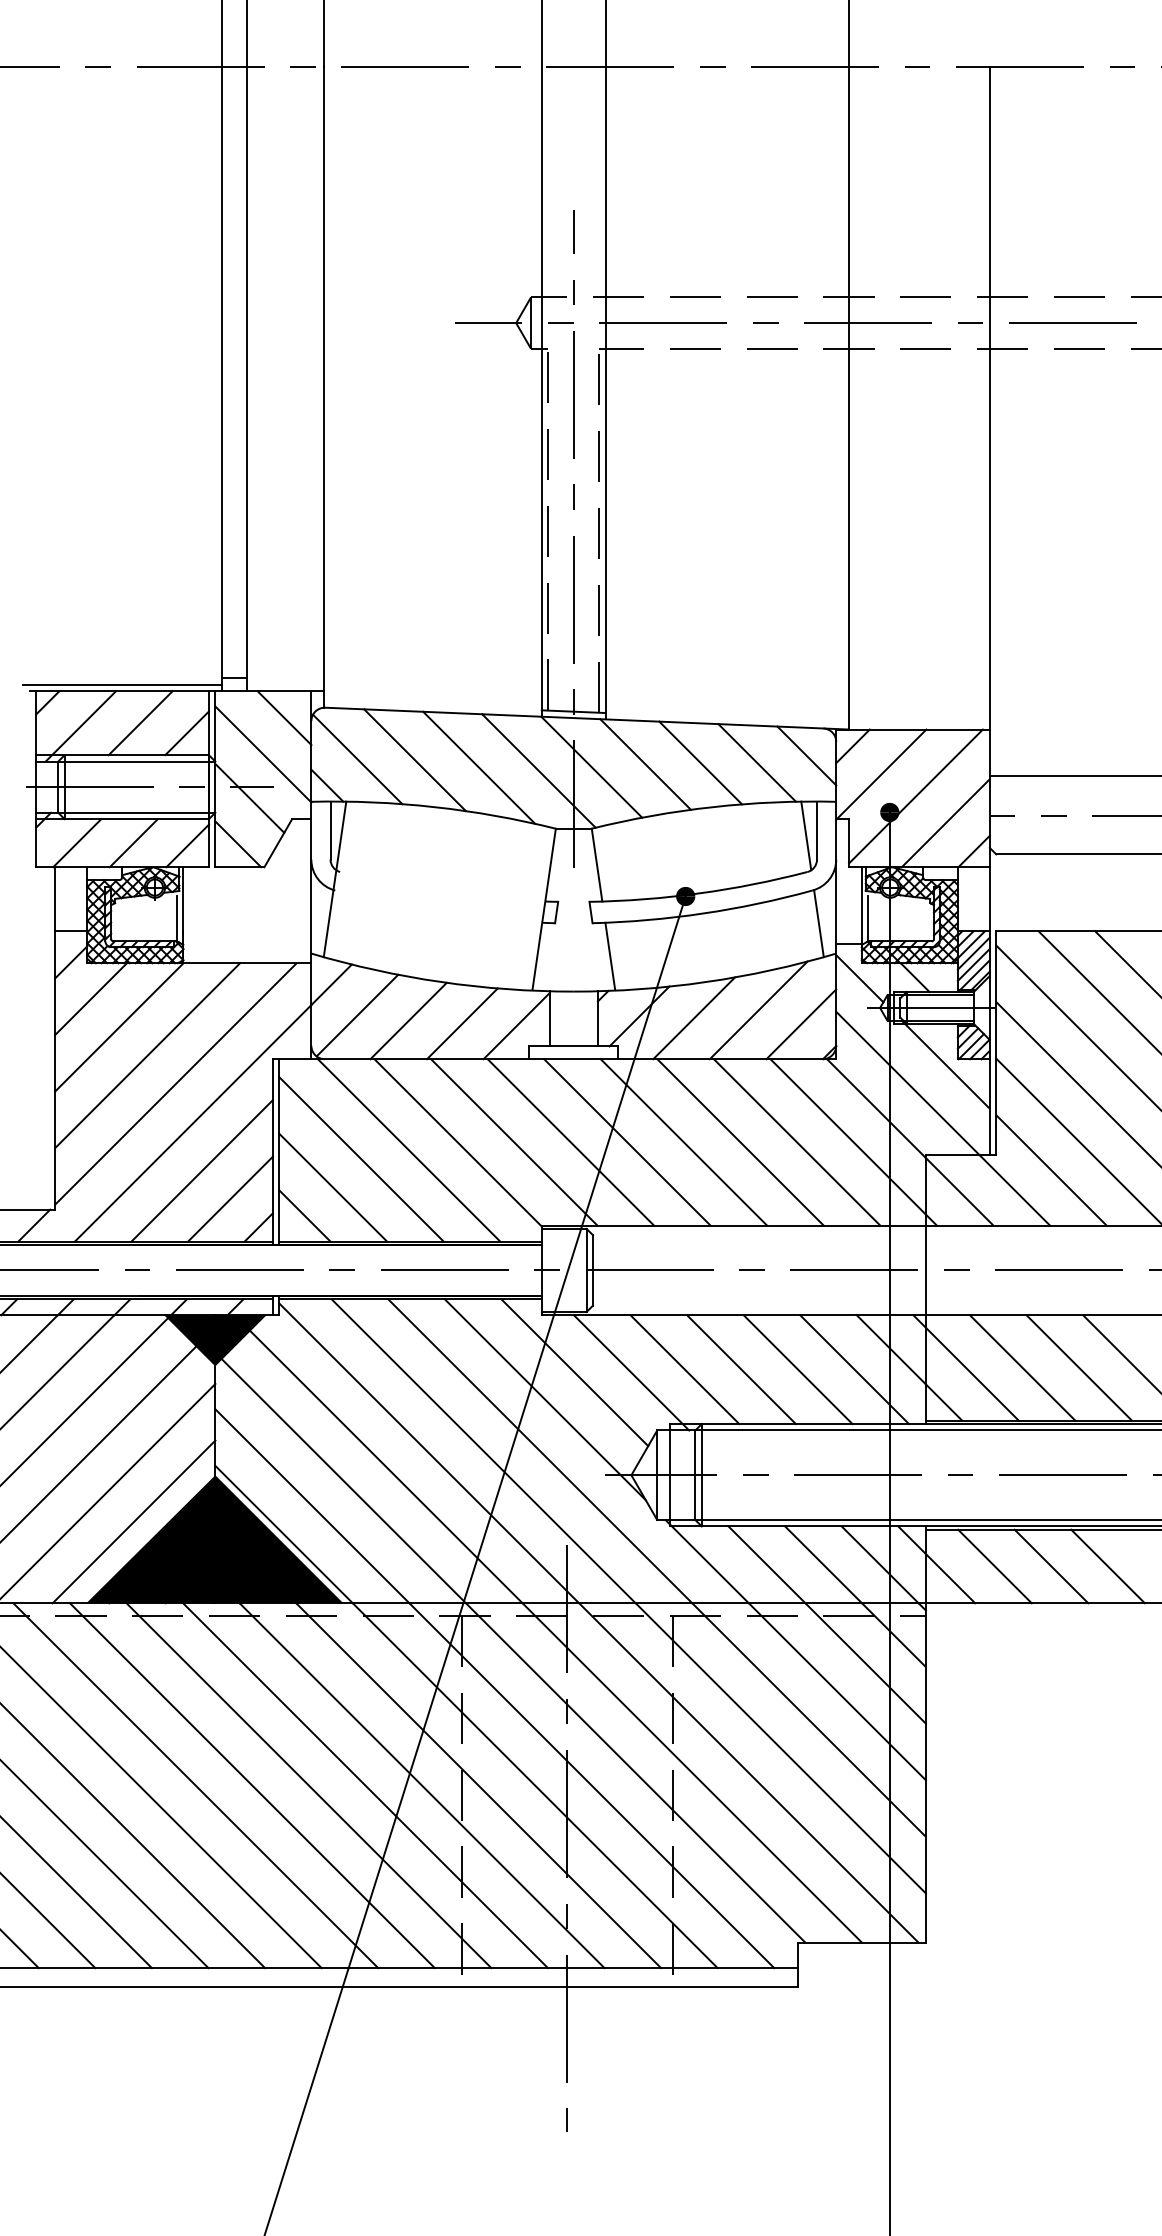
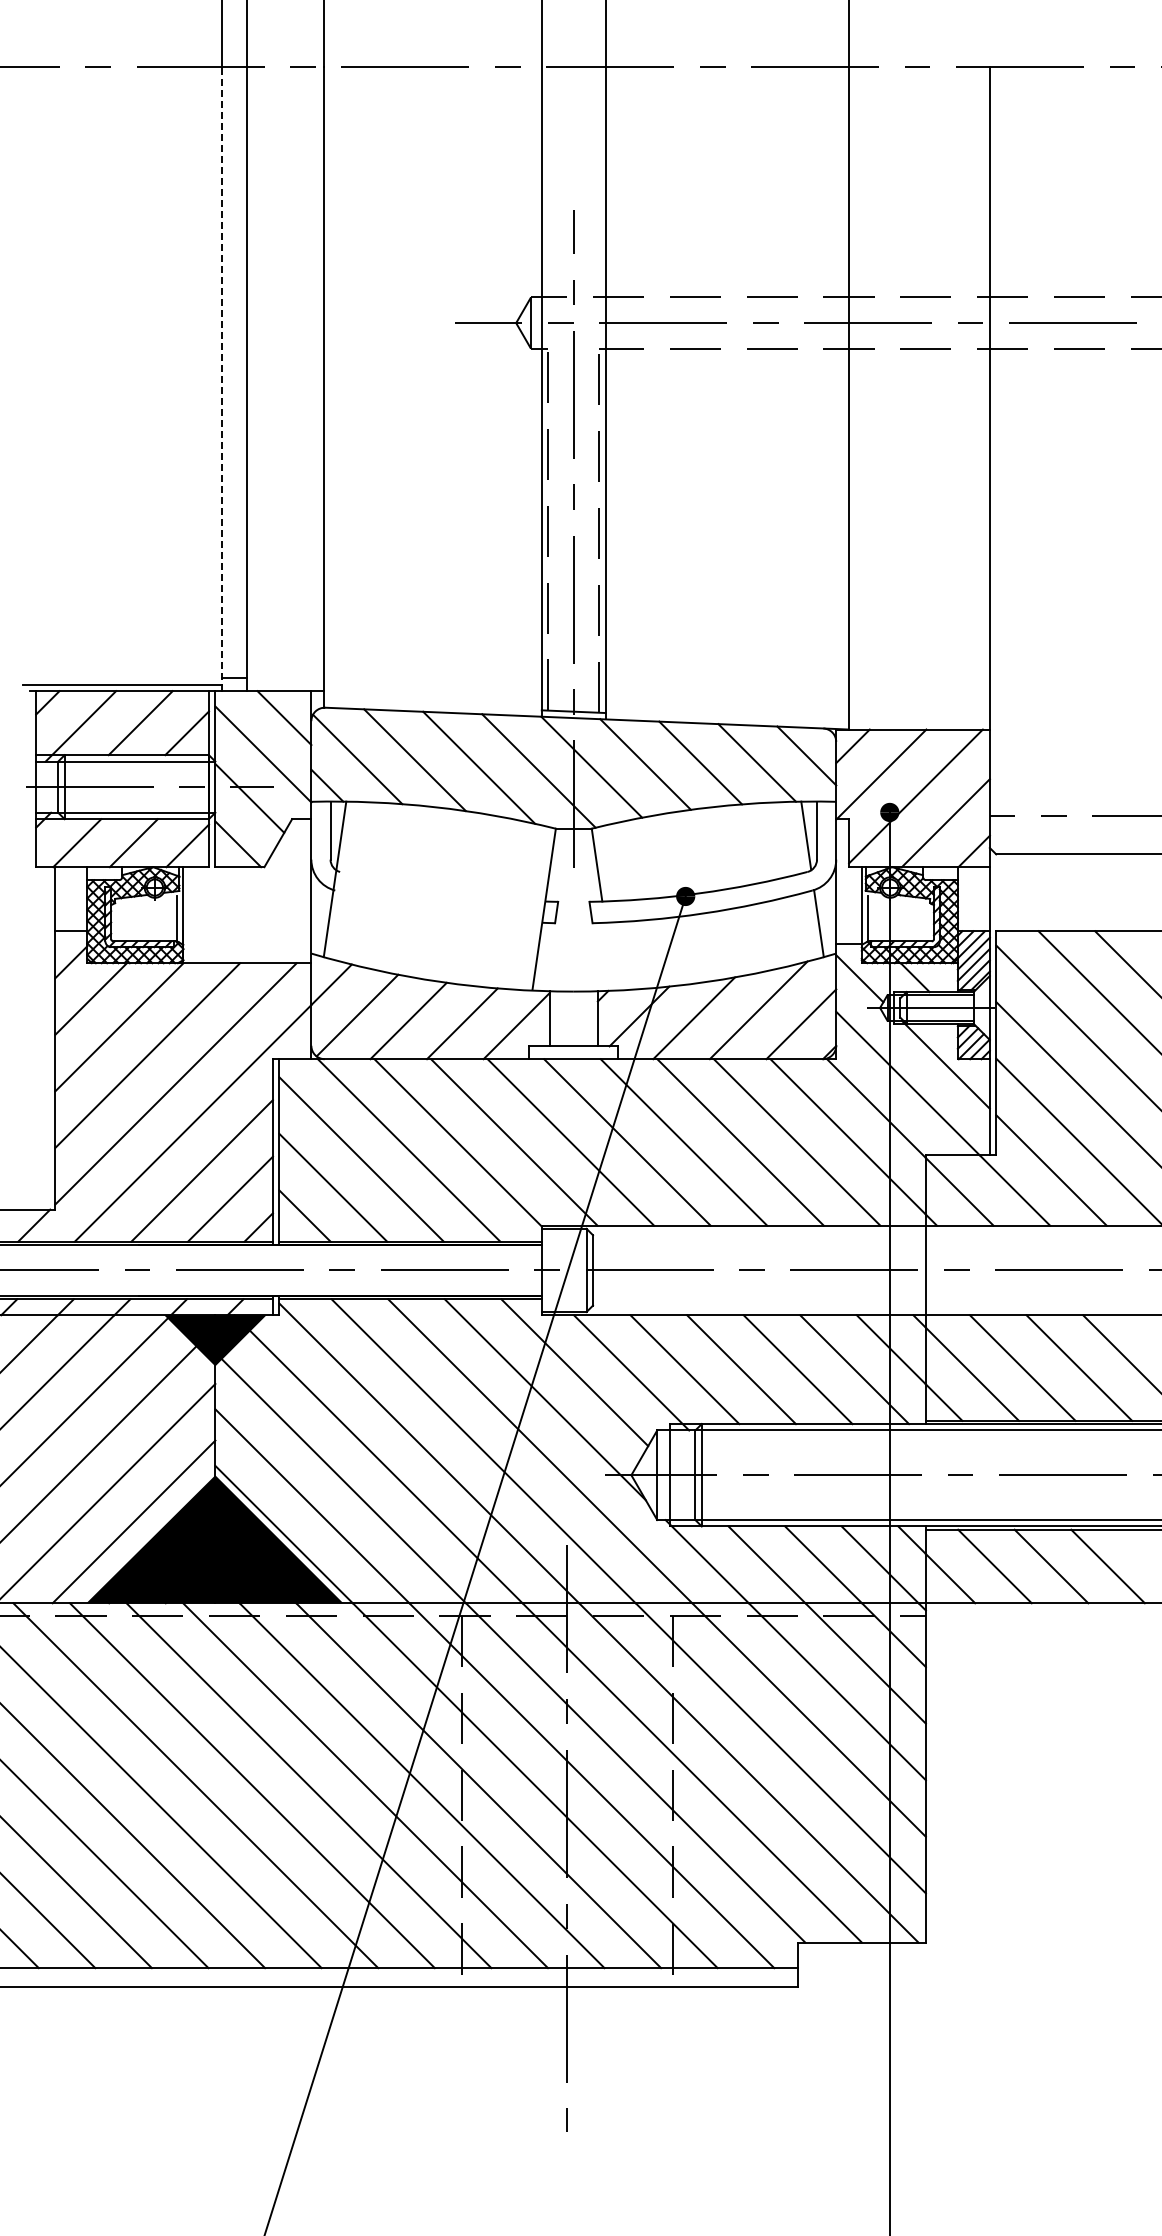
line: solid -> dashed (221, 378)
line: present -> none (1073, 775)
line: present -> none (610, 955)
